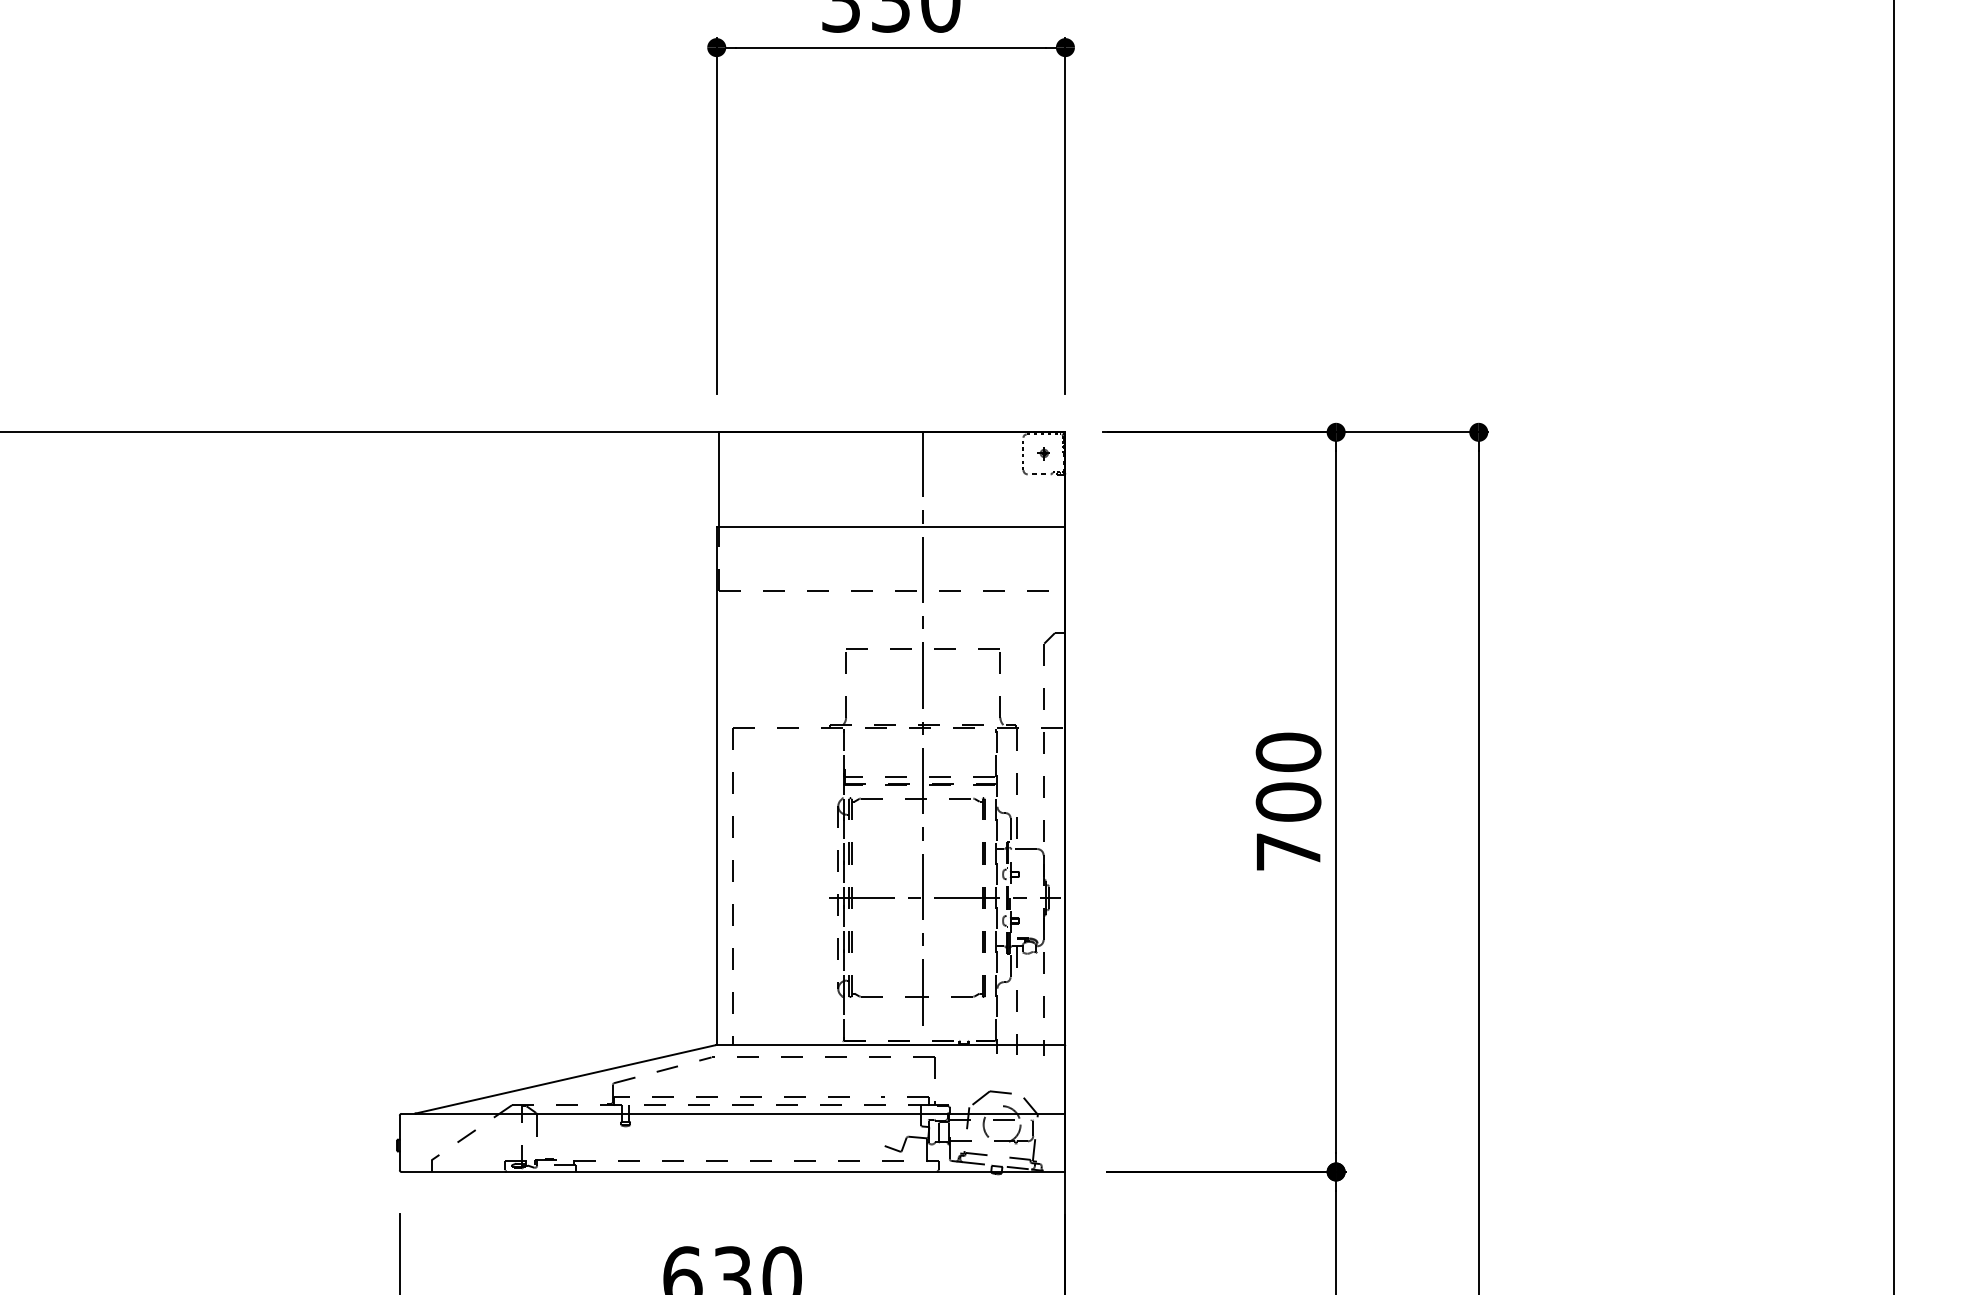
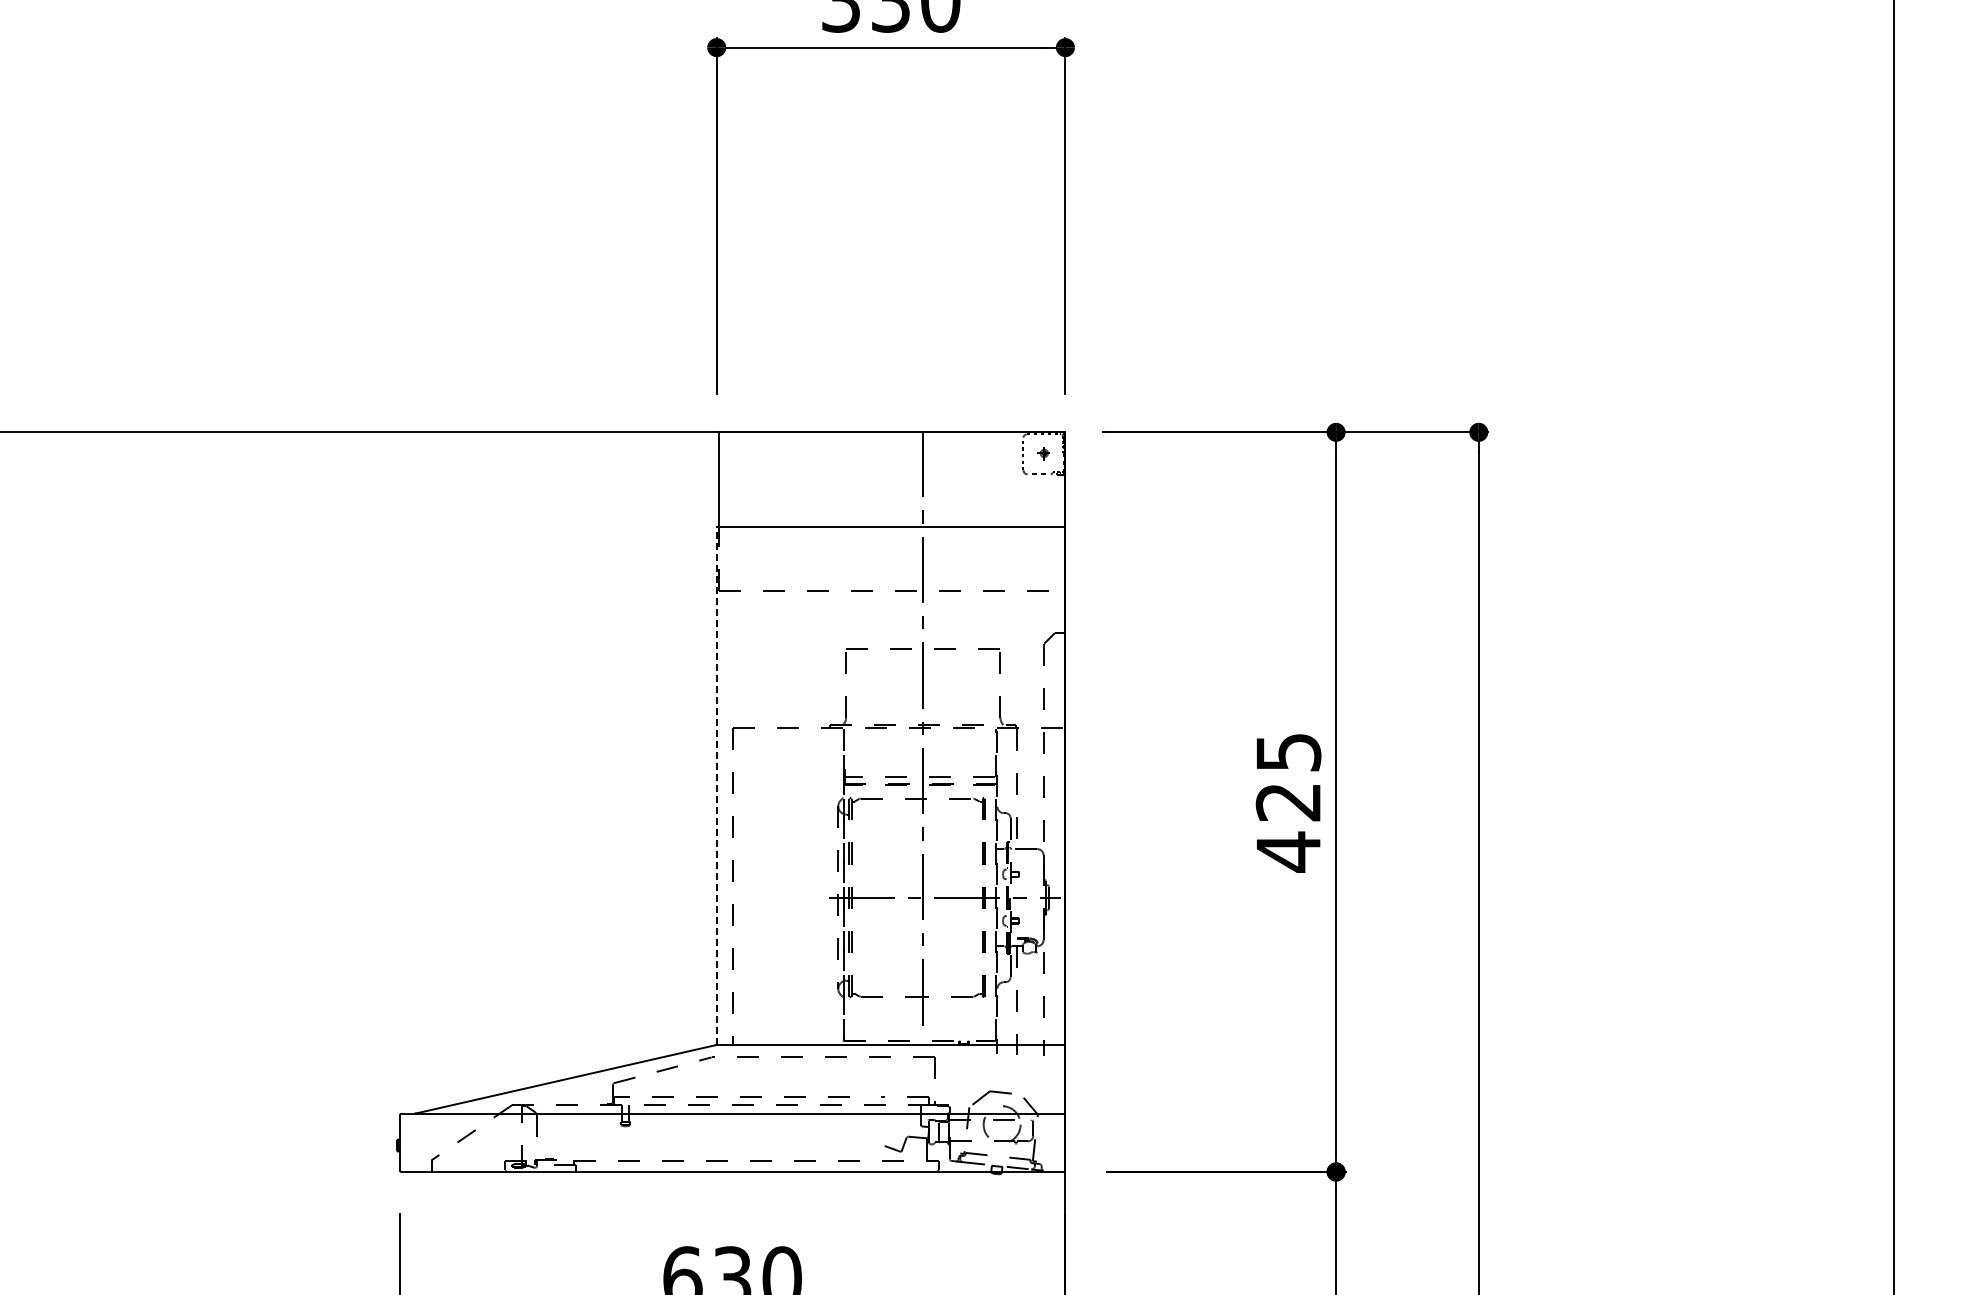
line: solid -> dashed (716, 786)
text: 700 -> 425 (1288, 802)
